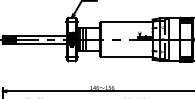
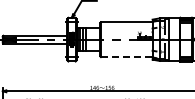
line: solid -> dashed (126, 57)
